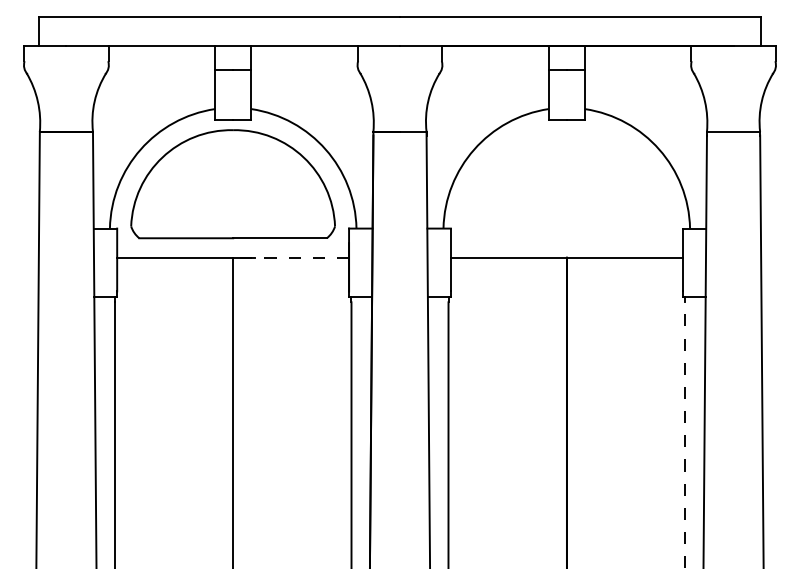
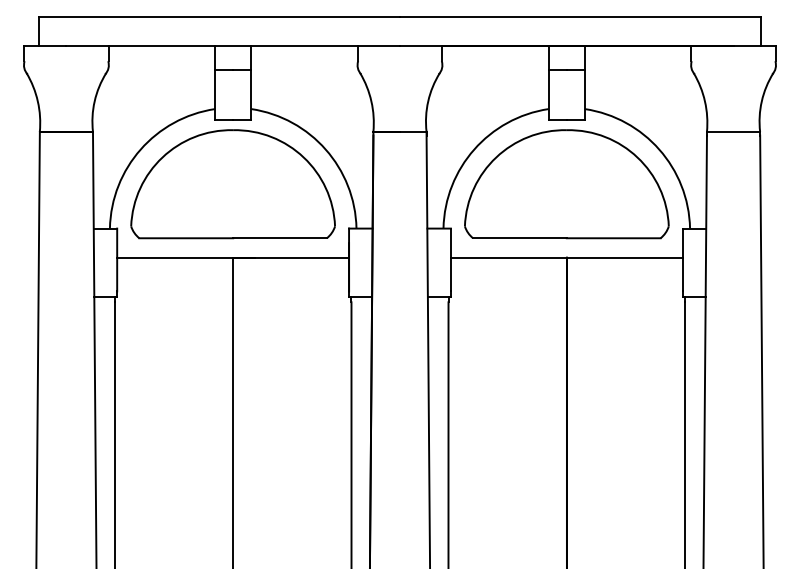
part: none -> present (566, 184)
line: dashed -> solid (290, 257)
line: dashed -> solid (685, 435)
